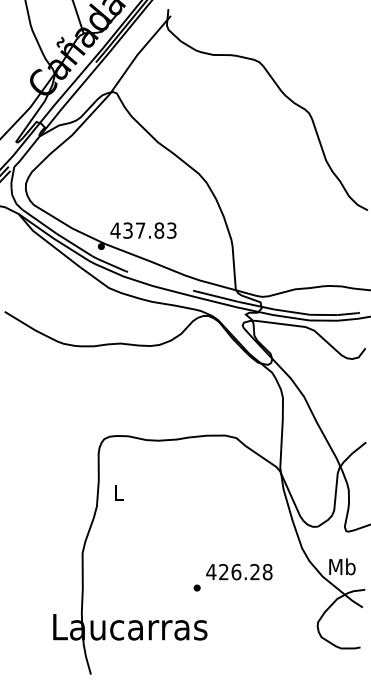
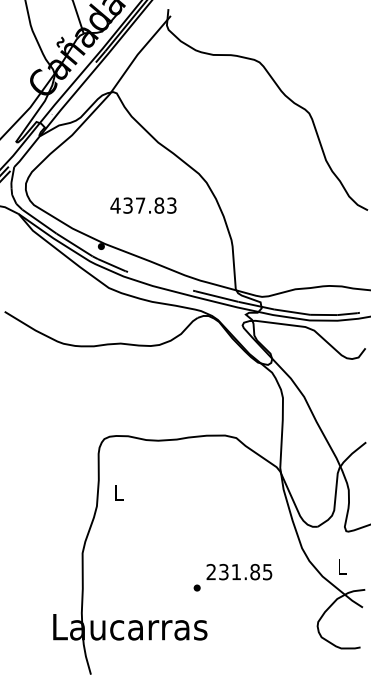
text position: (143, 230) -> (143, 205) (143, 205)
text: Mb -> L (342, 566)
text: 426.28 -> 231.85 (239, 571)
